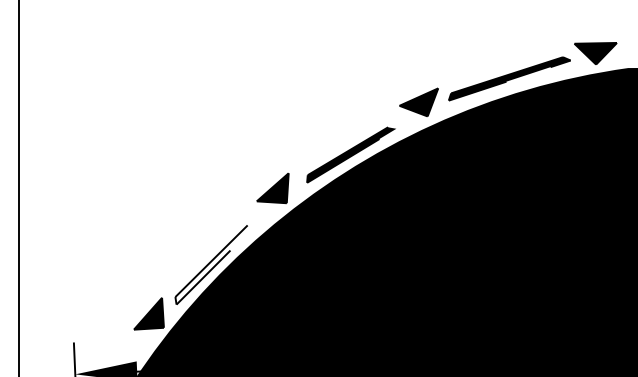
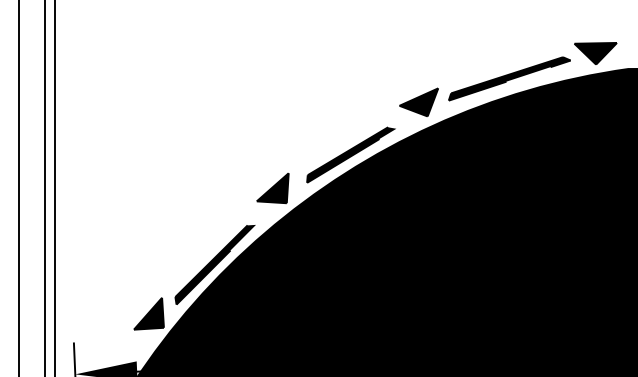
line: none -> present (45, 187)
line: none -> present (54, 187)
fill: none -> present (215, 264)
